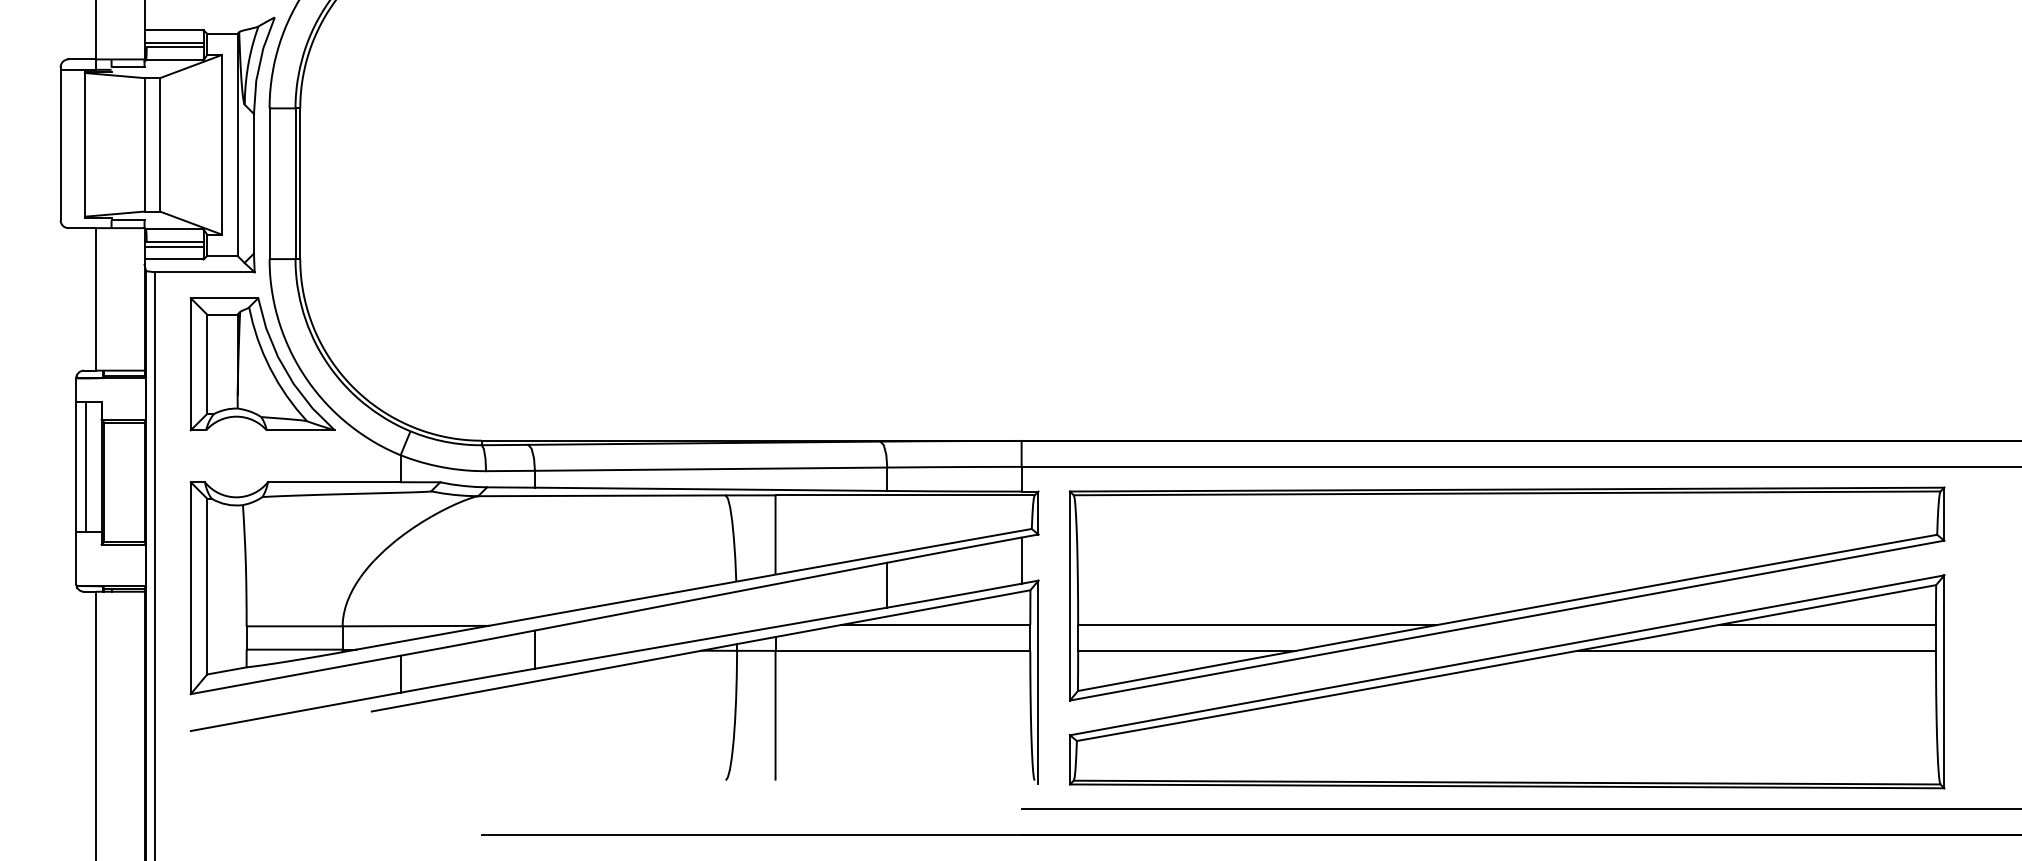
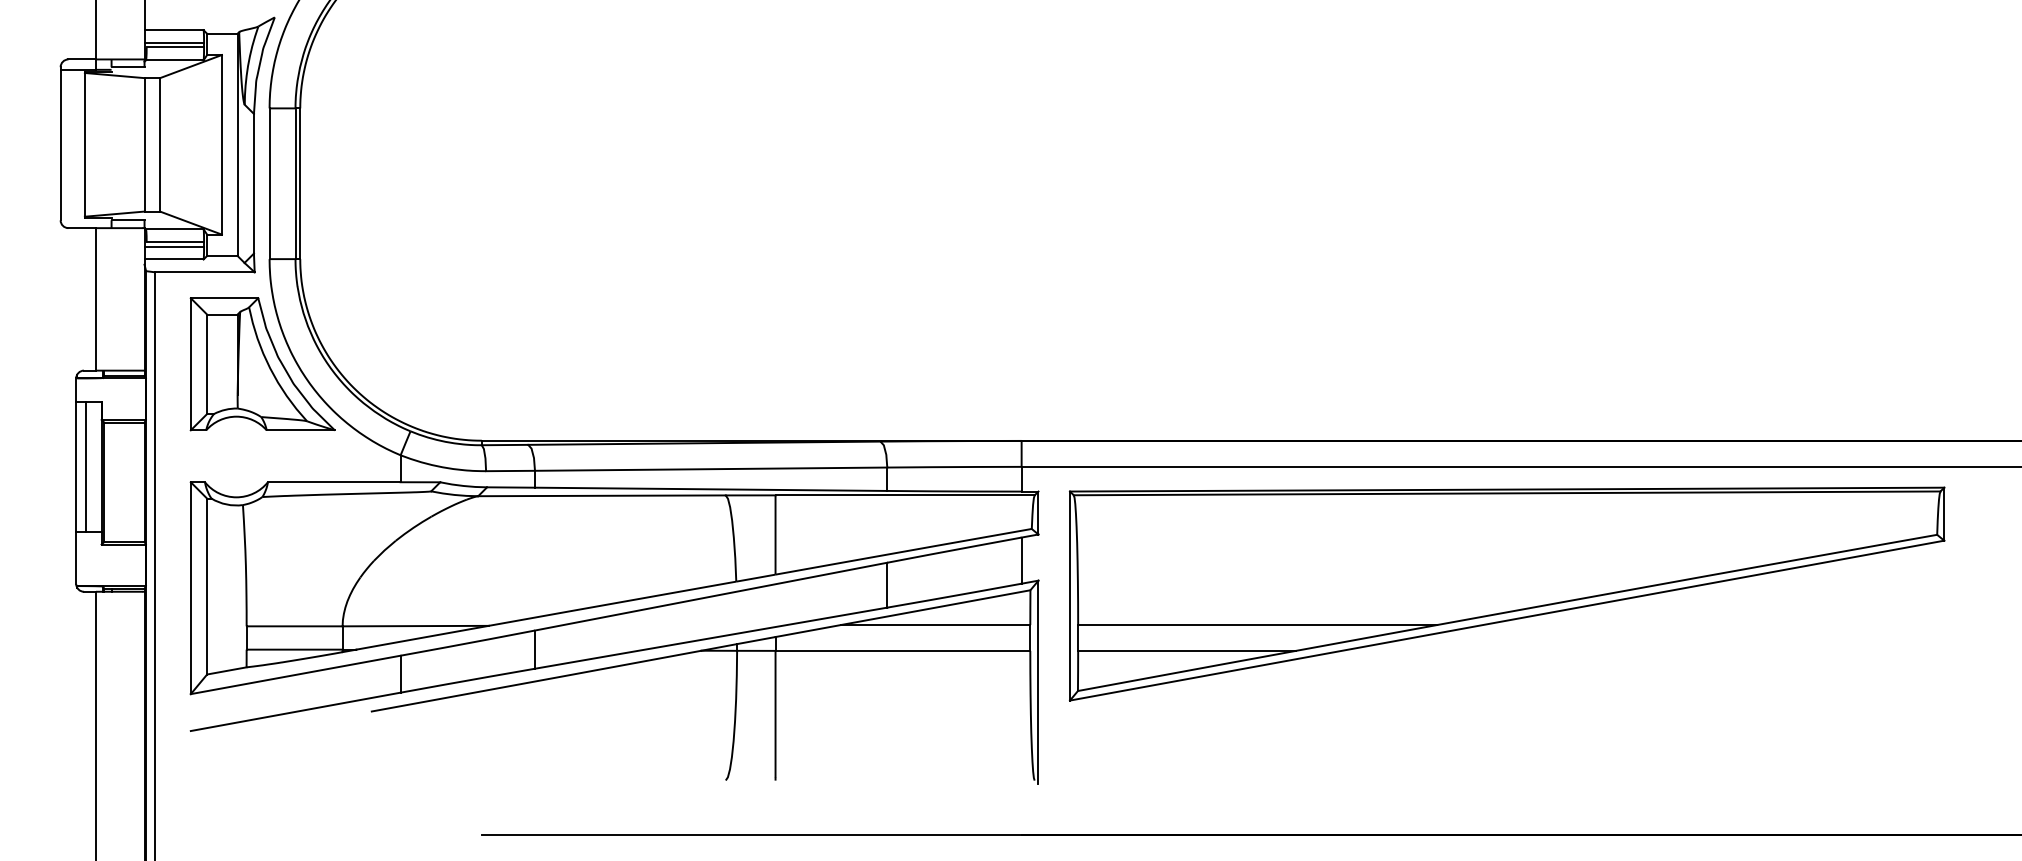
part: present -> none (1507, 681)
line: present -> none (1519, 809)
